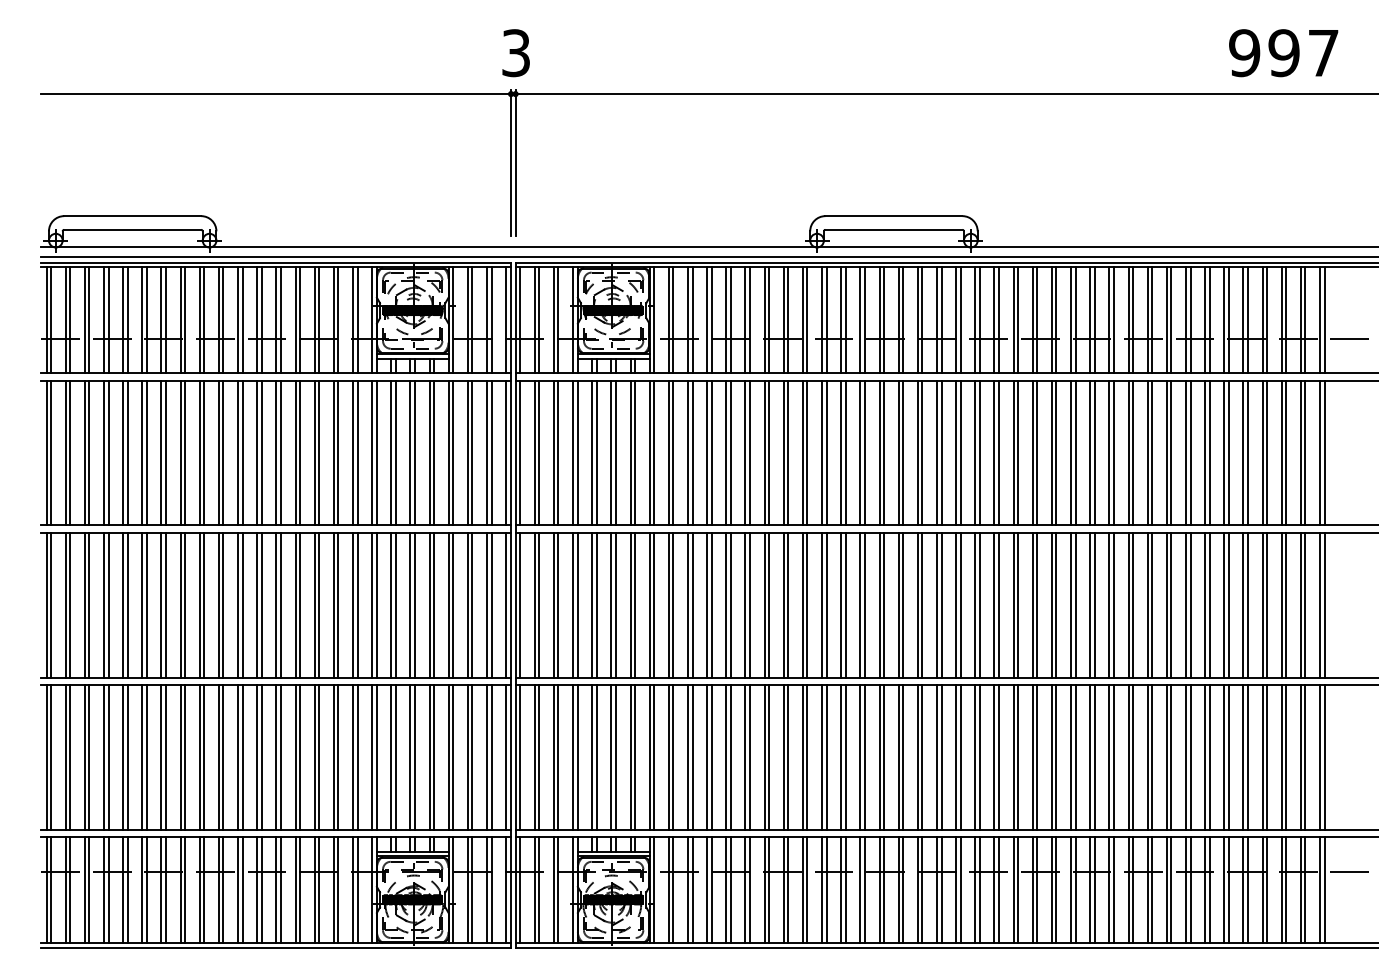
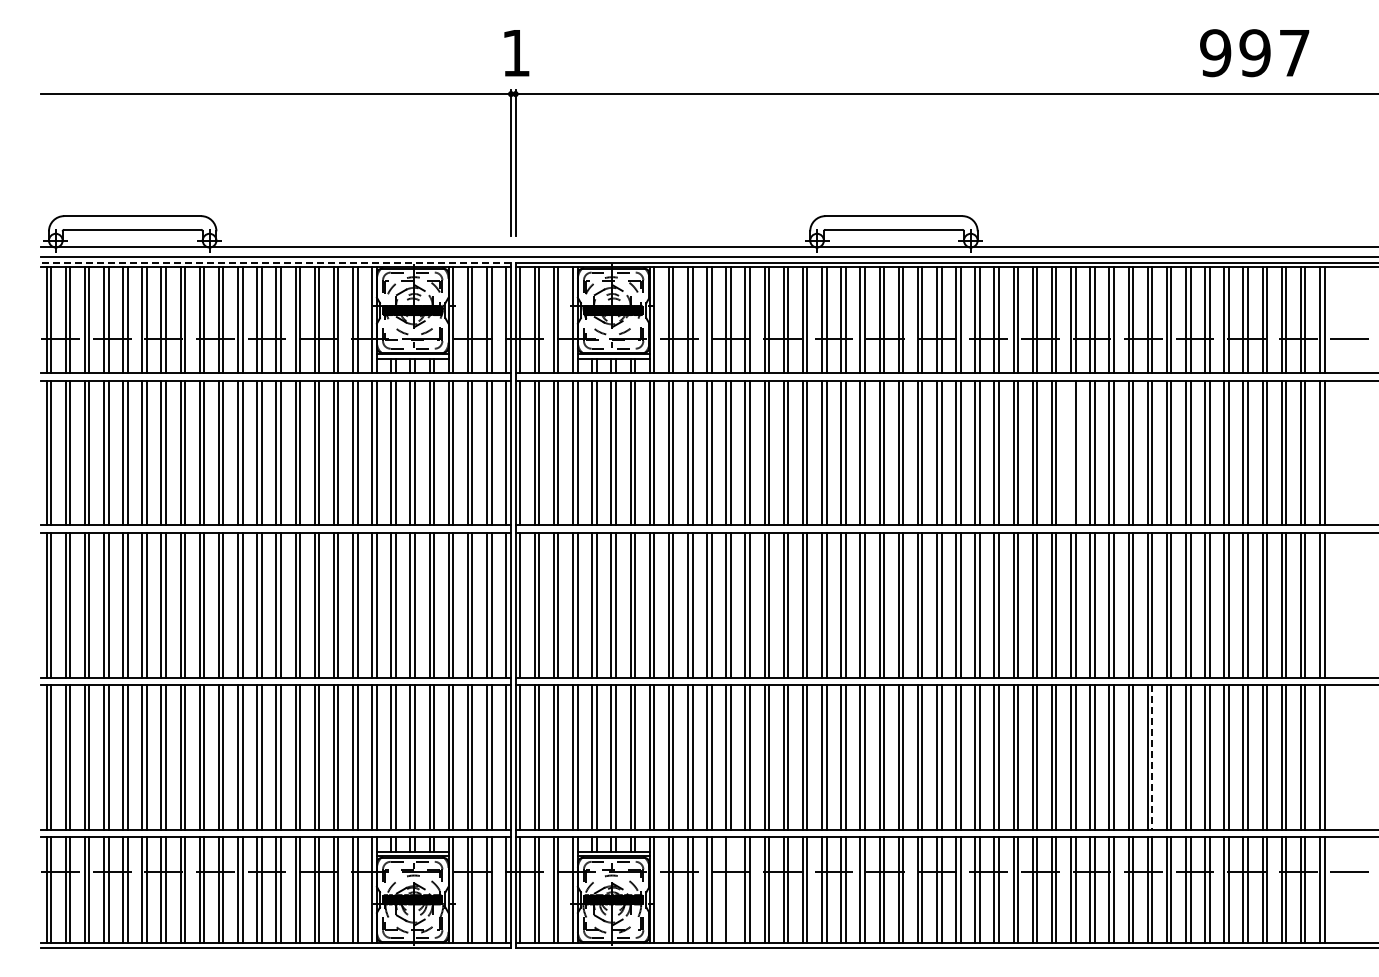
text: 3 -> 1 (515, 53)
text position: (1283, 53) -> (1254, 53) (1254, 53)
line: solid -> dashed (276, 262)
line: present -> none (1071, 452)
line: solid -> dashed (1152, 758)
line: present -> none (730, 890)
